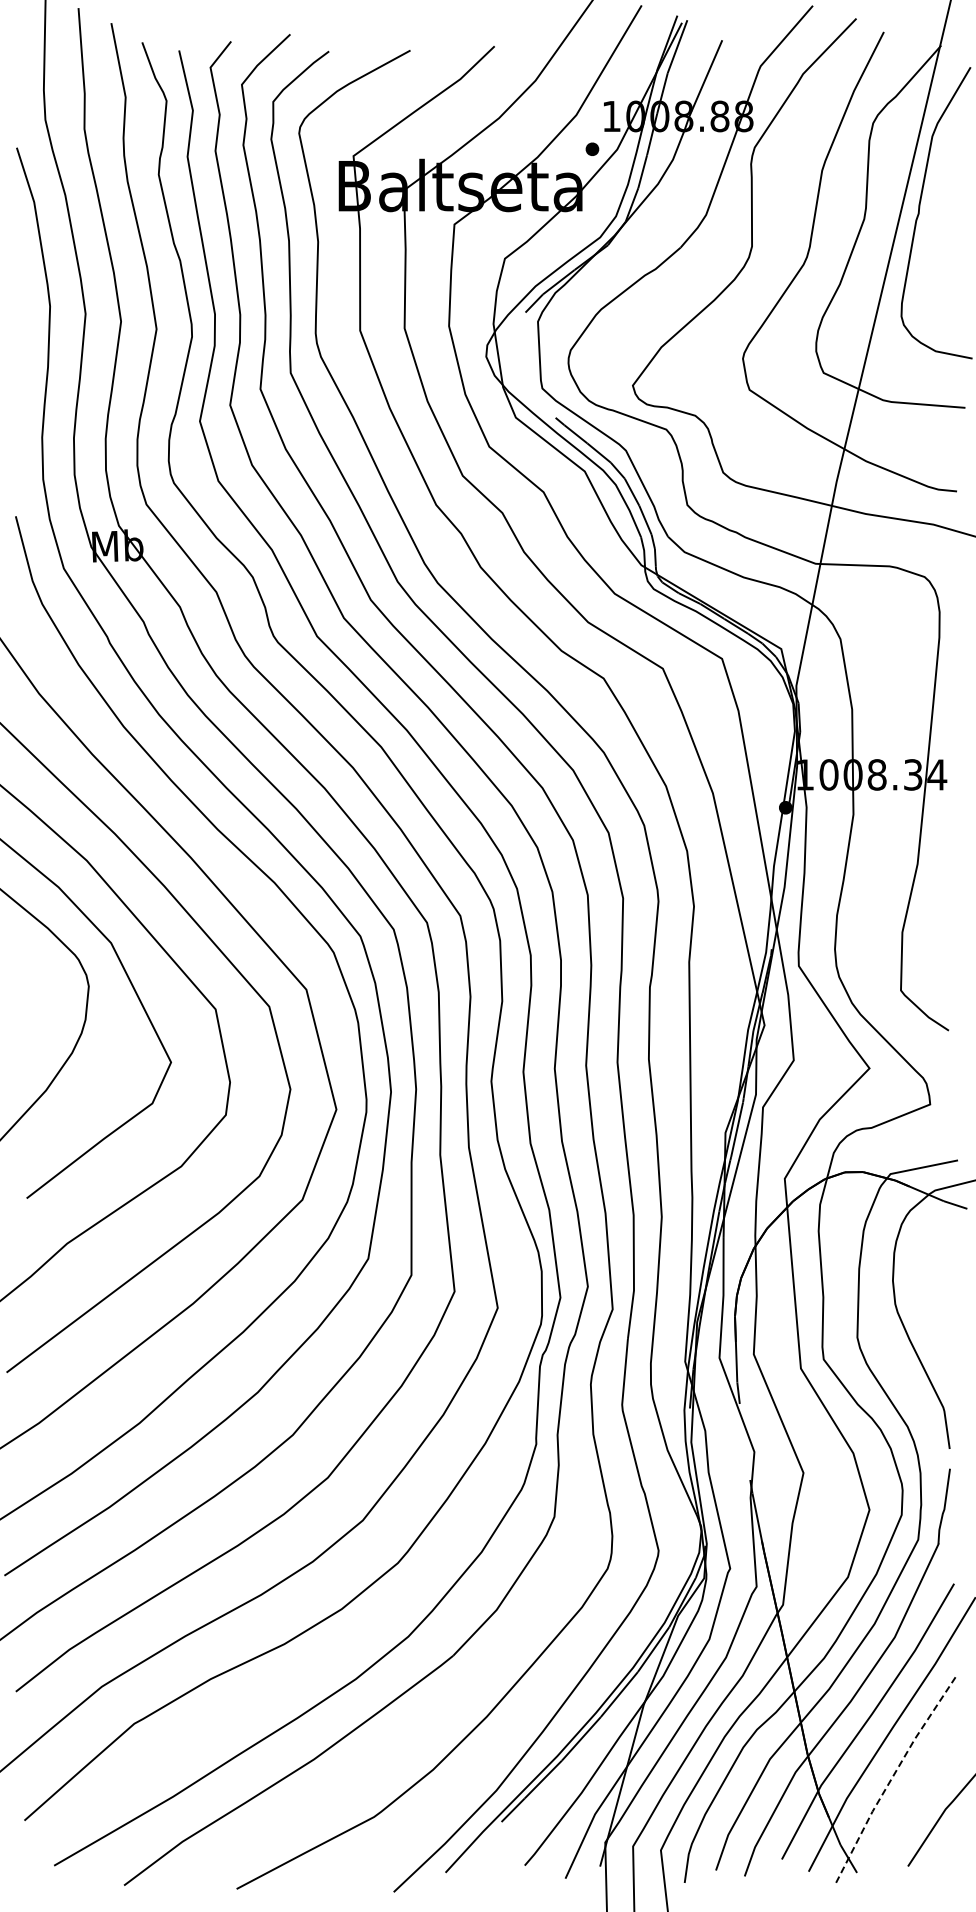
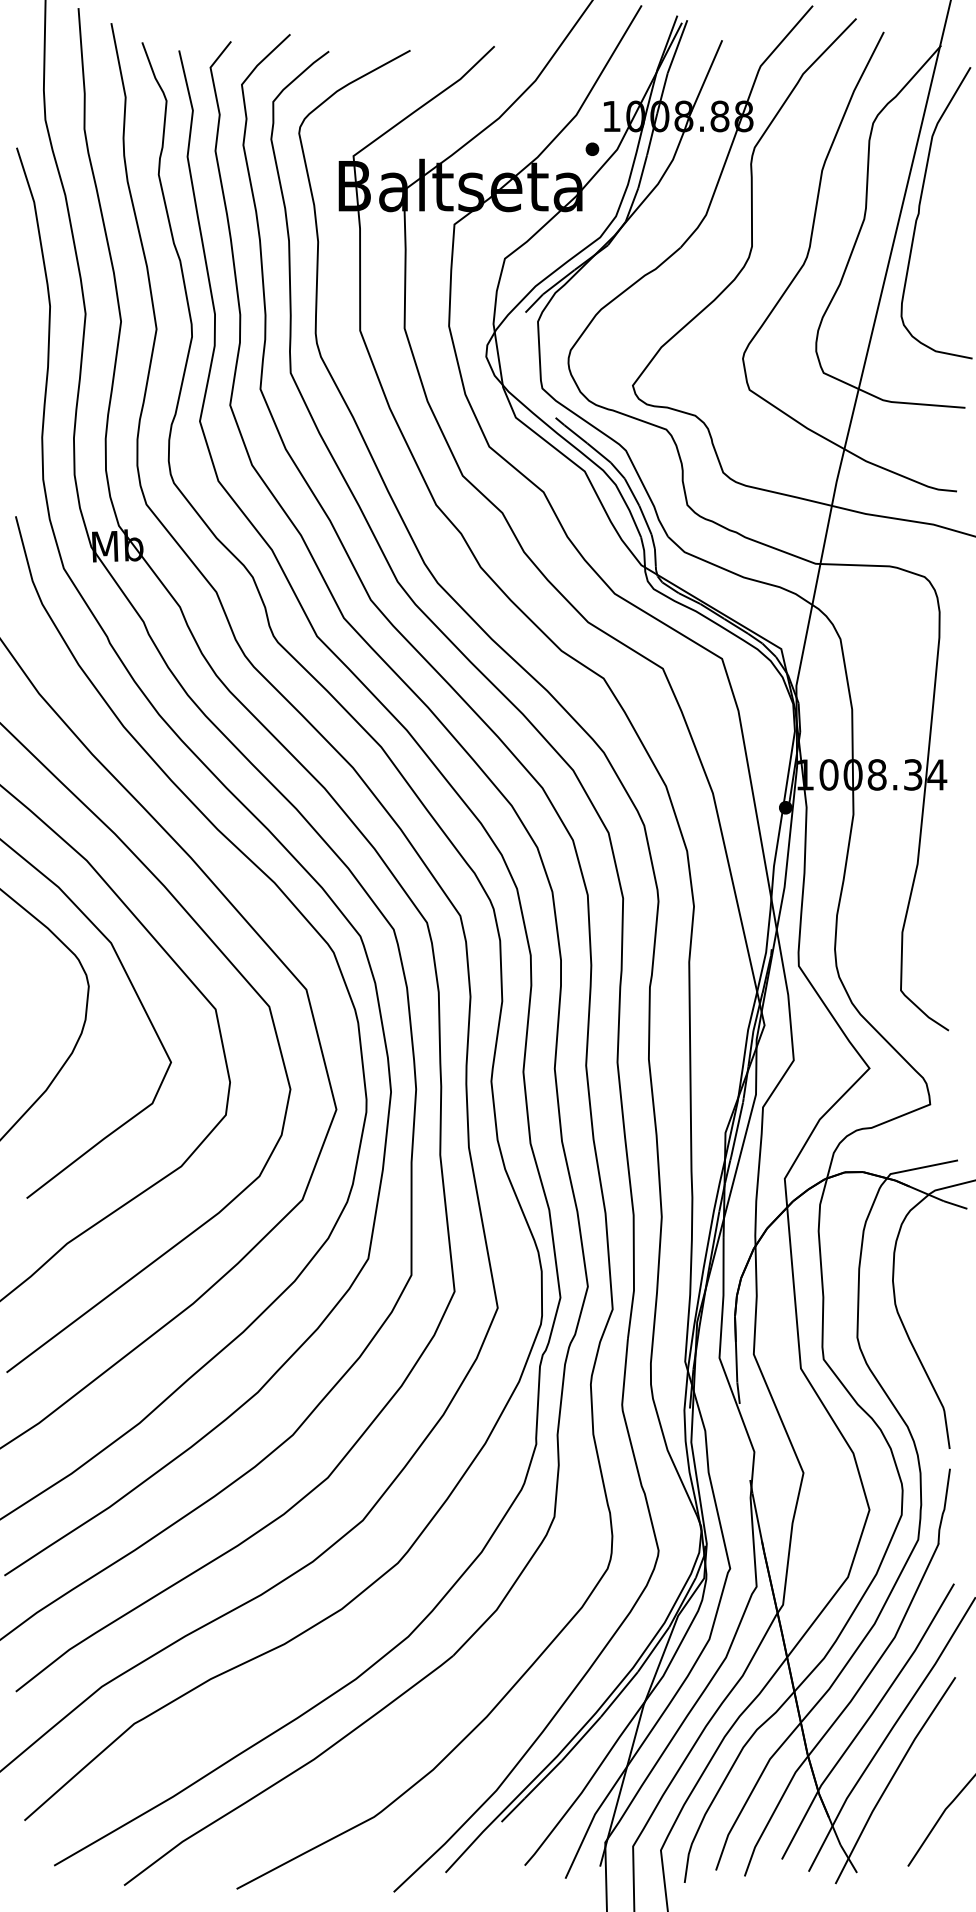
line: dashed -> solid (891, 1779)
